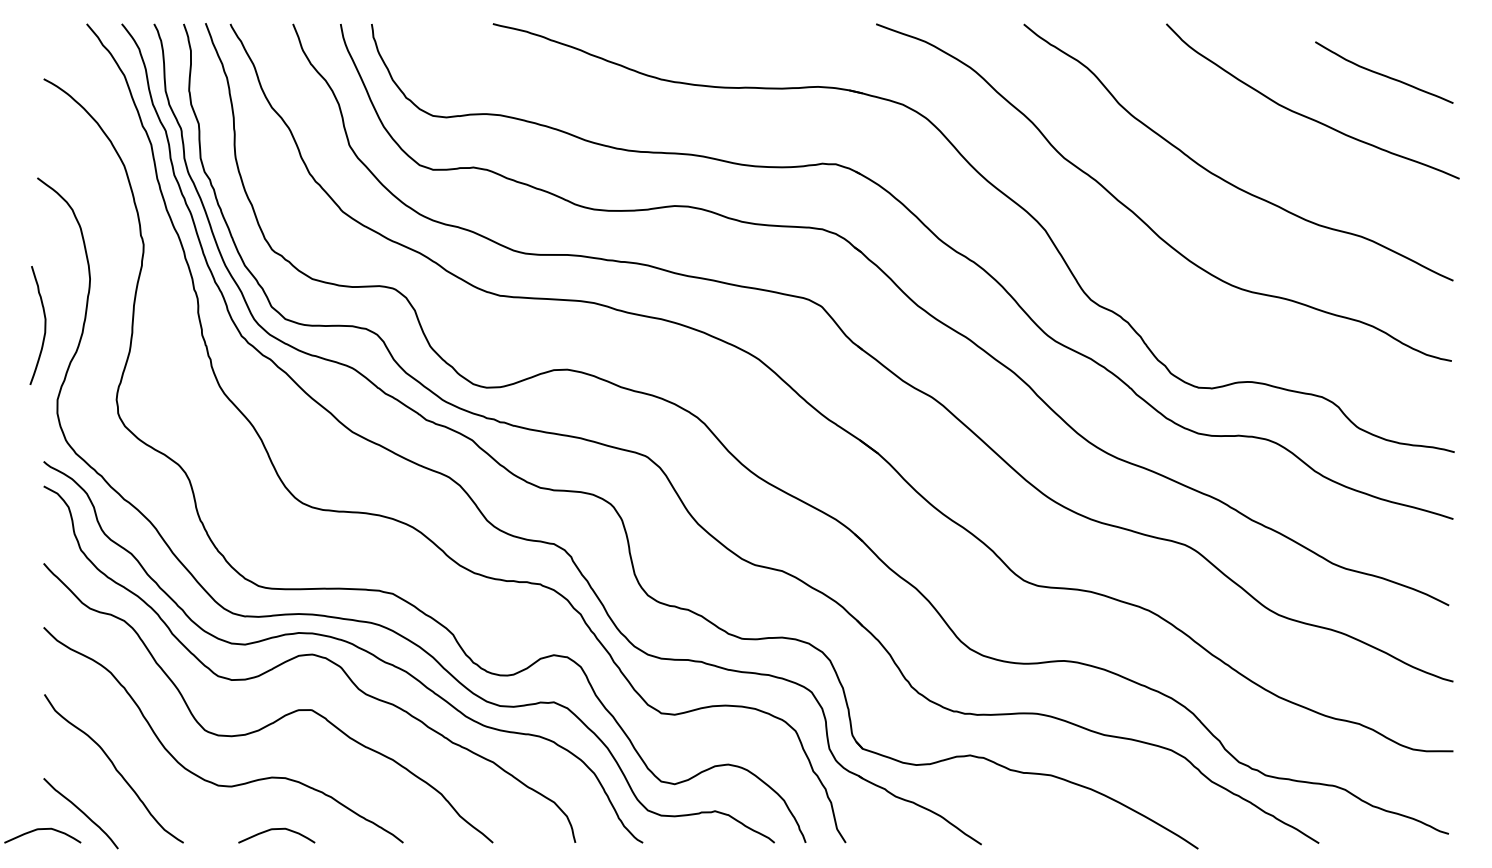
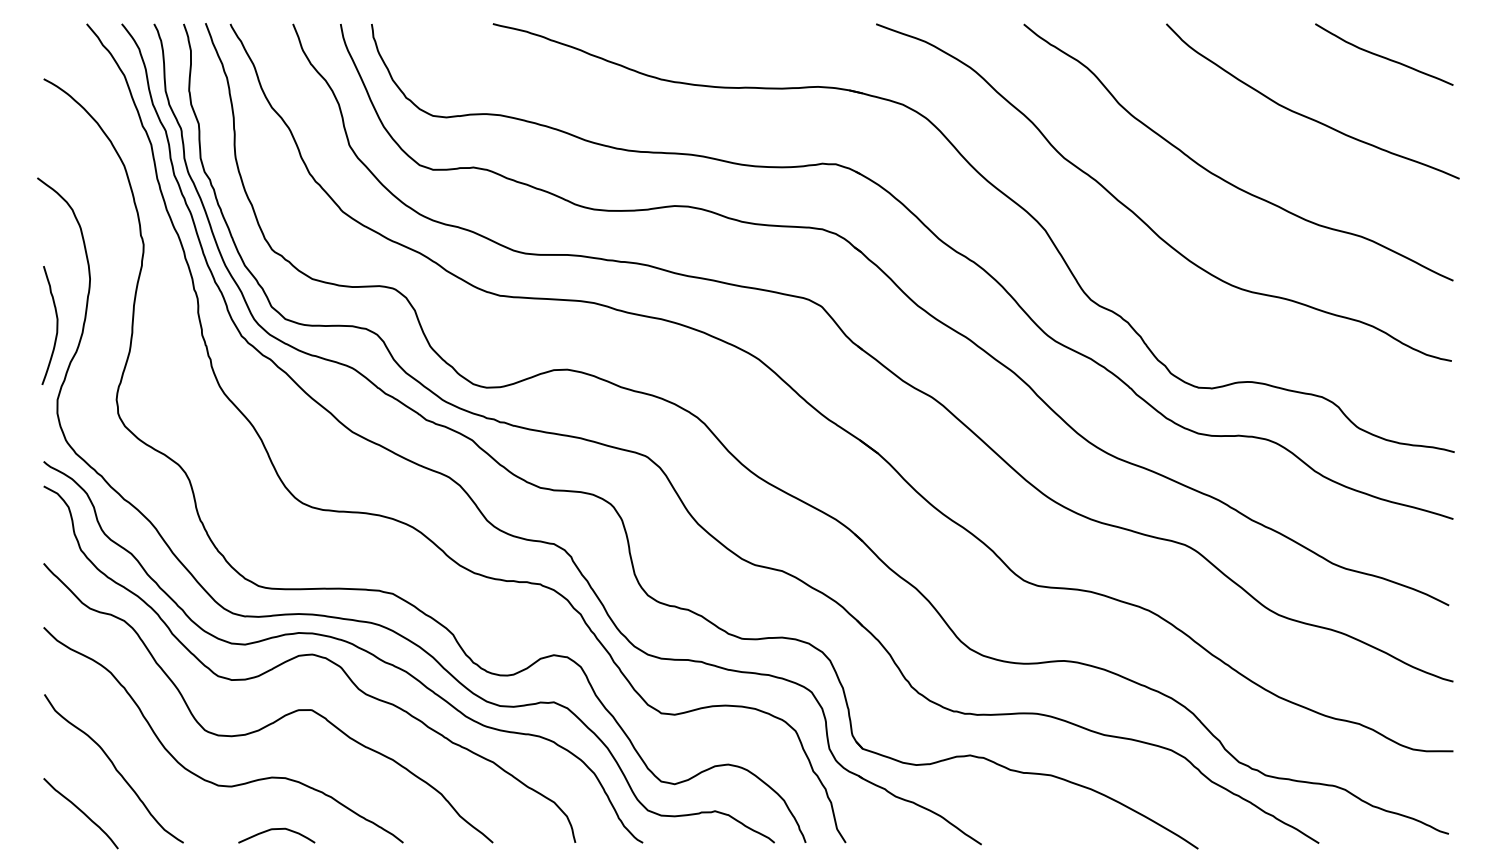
curve position: (1384, 74) -> (1384, 56) (1384, 56)
curve position: (44, 325) -> (56, 325) (56, 325)
curve: present -> none (39, 830)
